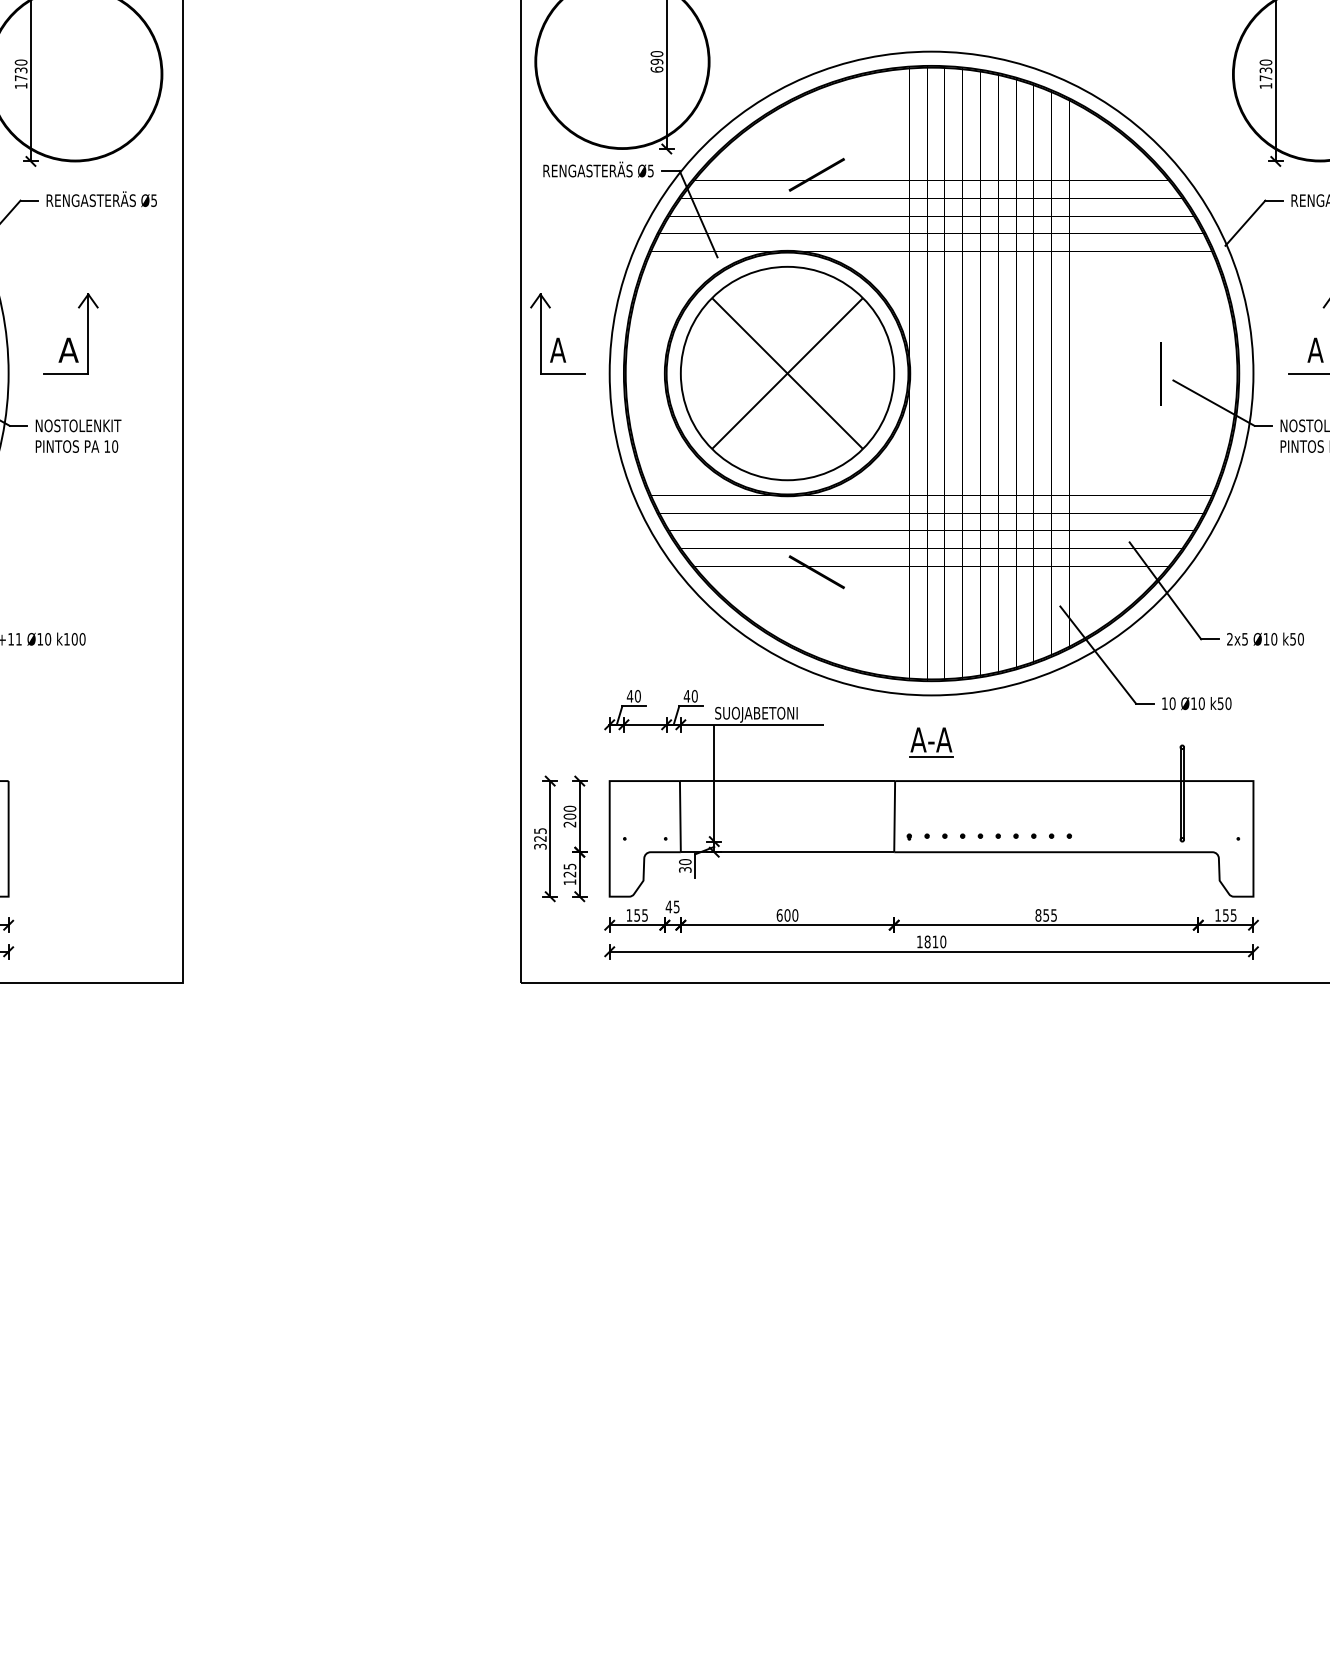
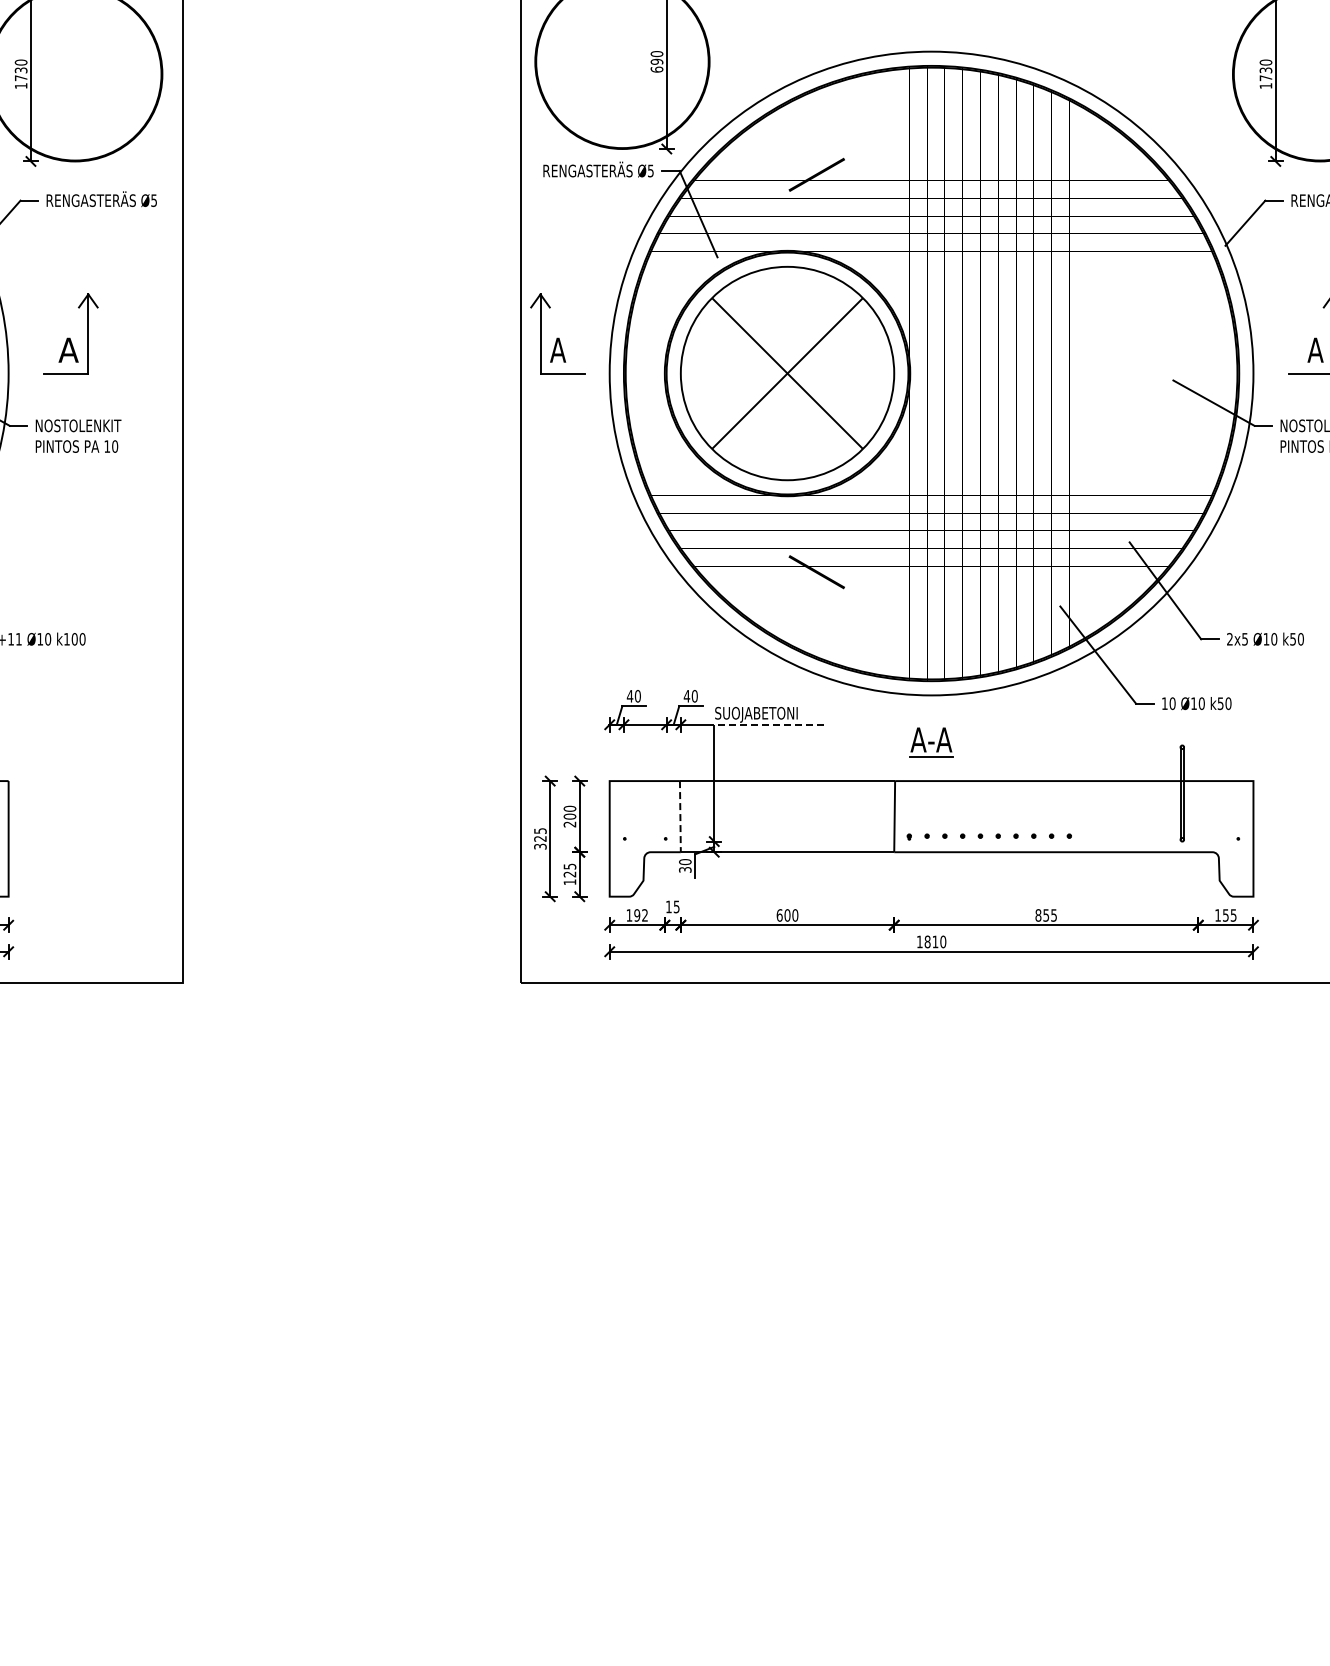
line: present -> none (1160, 373)
line: solid -> dashed (768, 724)
line: solid -> dashed (680, 816)
text: 45 -> 15 (668, 906)
text: 155 -> 192 (640, 915)
